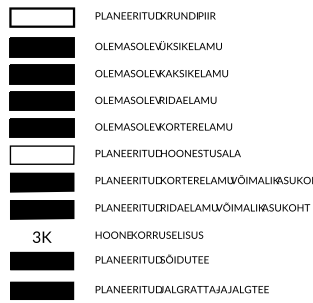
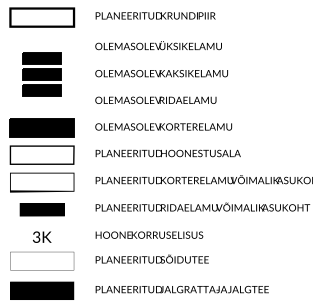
part size: 66x74 px -> 40x45 px (41, 74)
fill: present -> none (42, 182)
part size: 65x20 px -> 46x14 px (41, 209)
fill: present -> none (42, 261)
